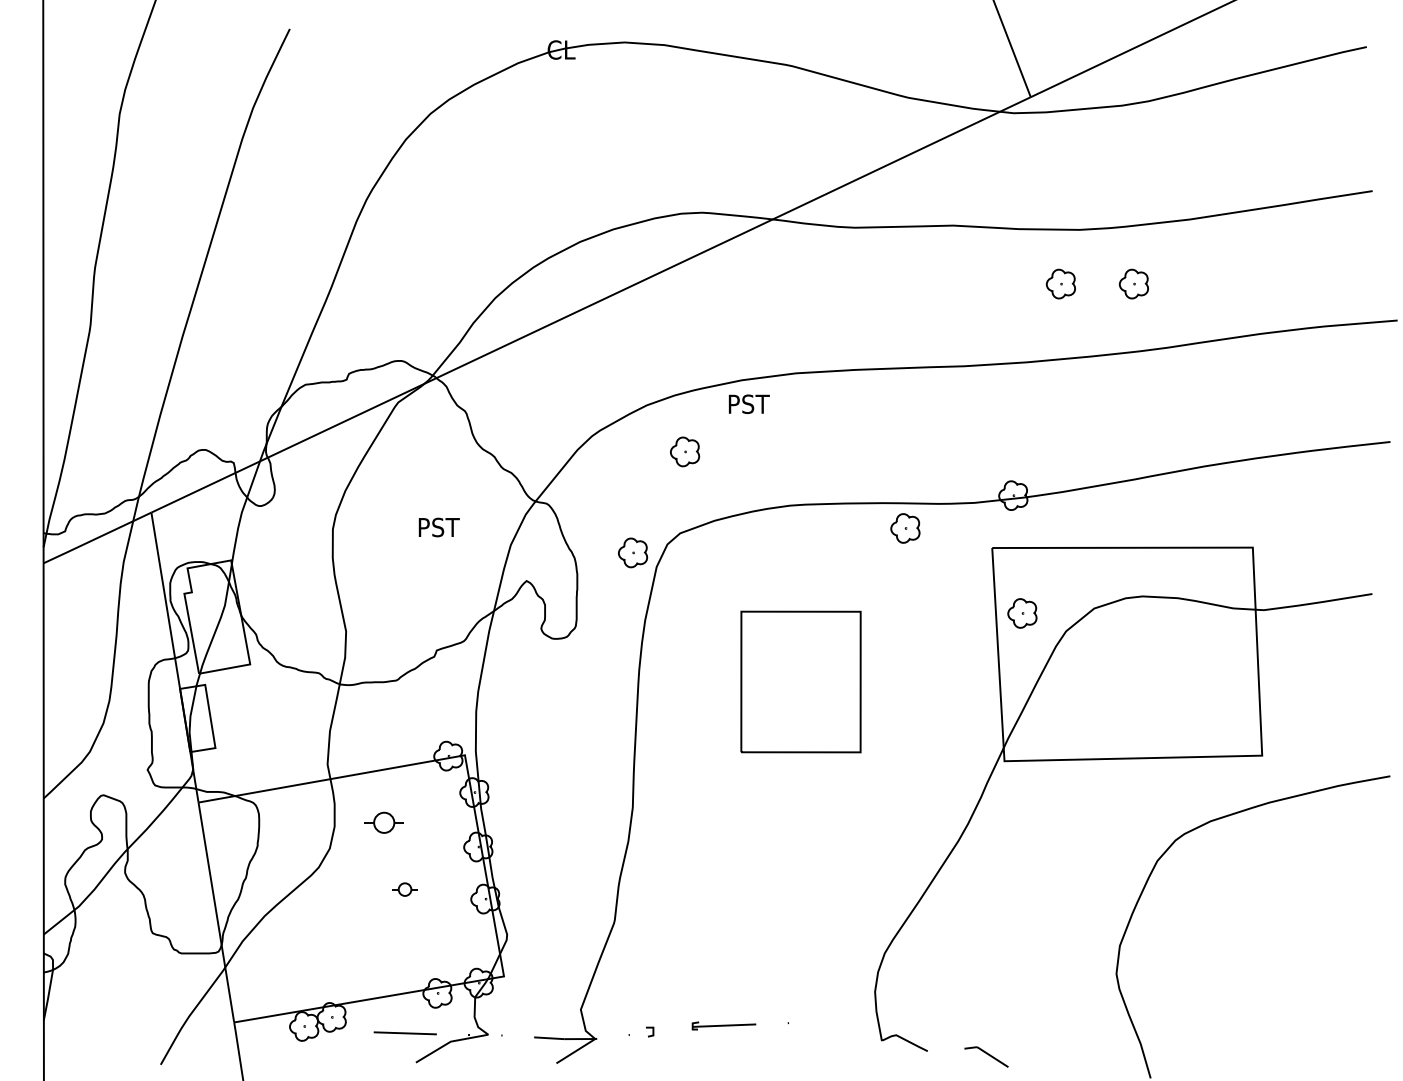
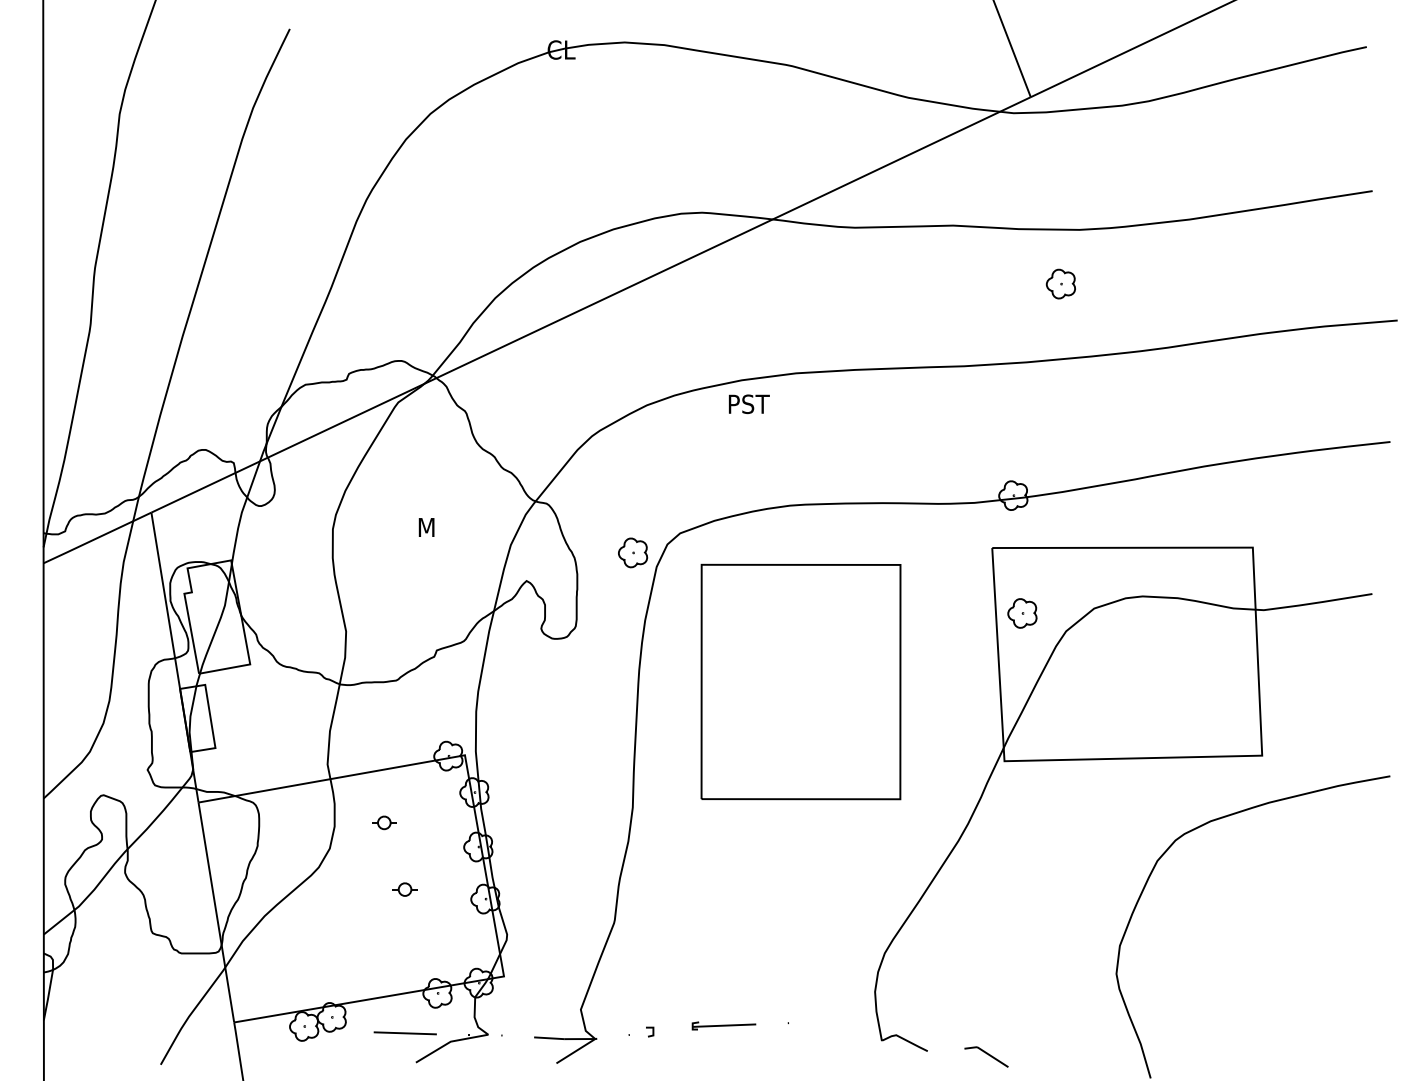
part: present -> none (1133, 283)
part: present -> none (685, 451)
text: PST -> M (440, 527)
part: present -> none (905, 528)
part size: 122x144 px -> 202x238 px (800, 681)
part size: 40x23 px -> 25x16 px (384, 822)
